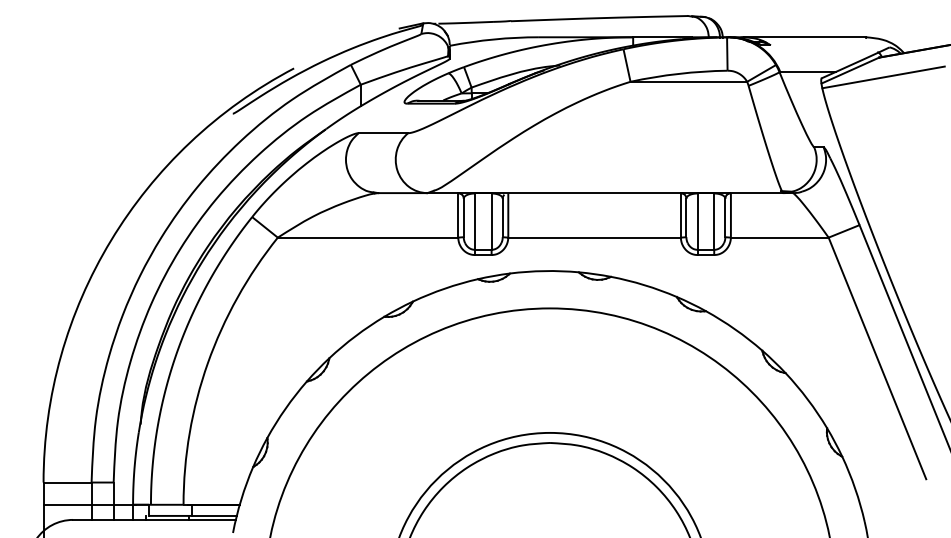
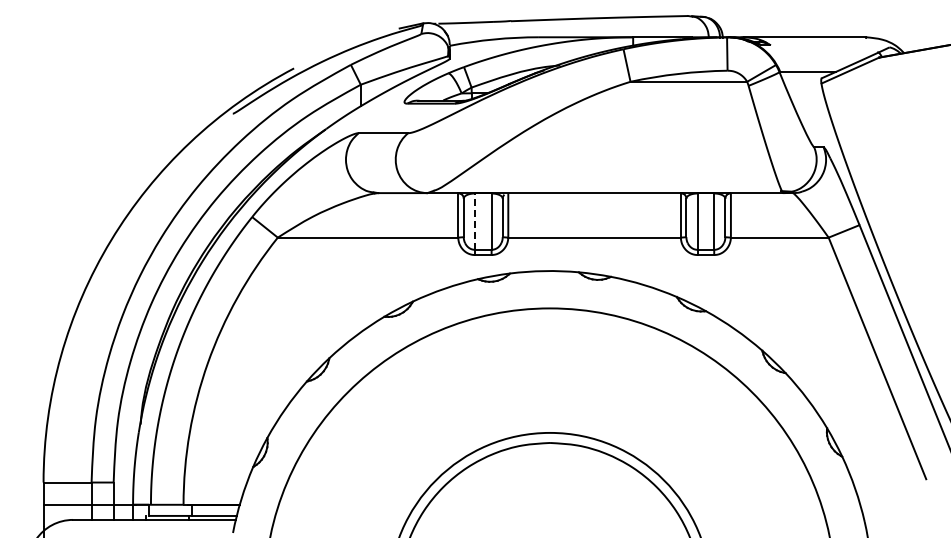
line: present -> none (883, 77)
line: solid -> dashed (474, 221)
